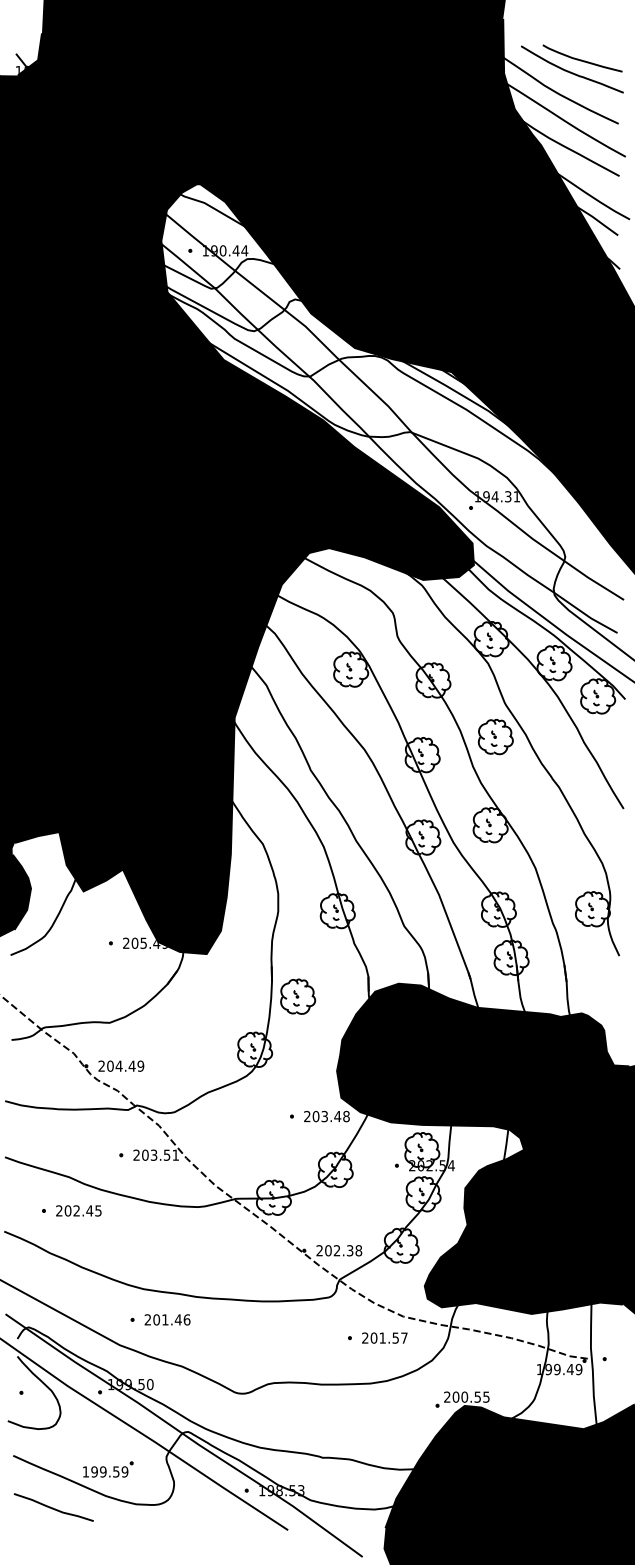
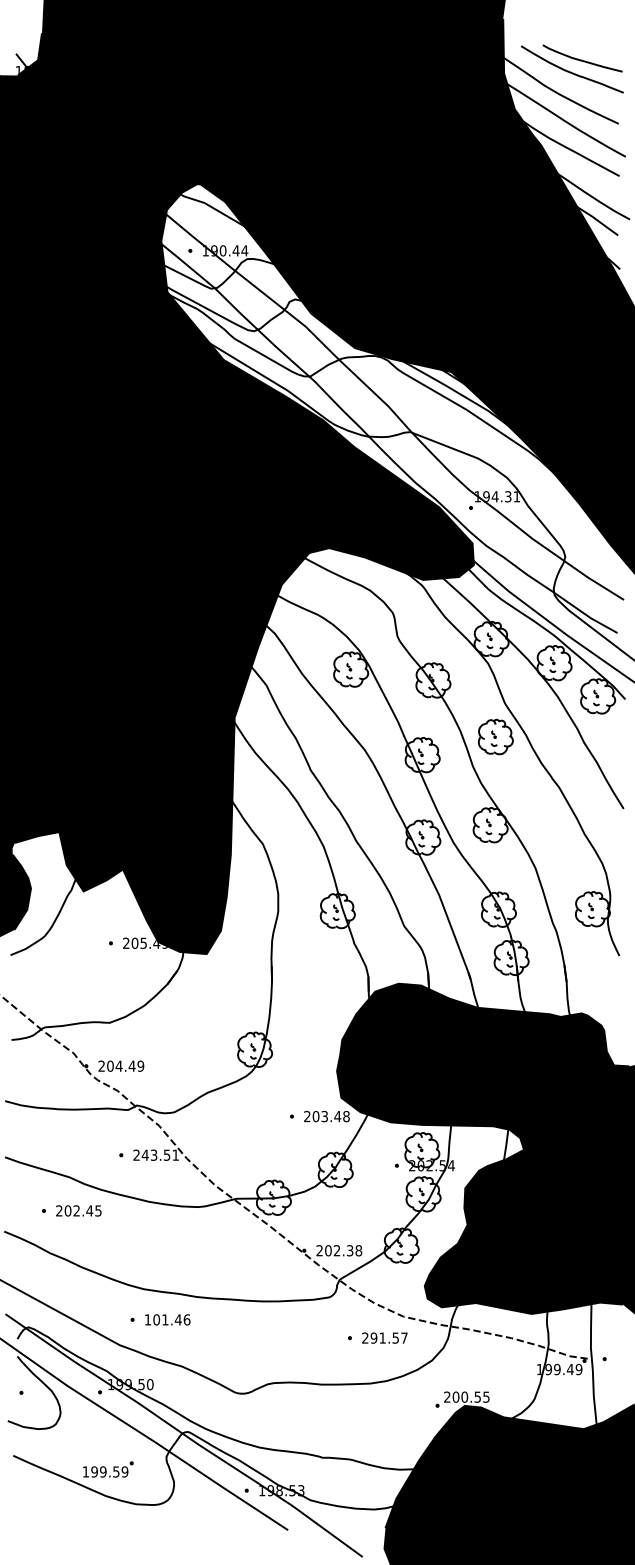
part: present -> none (298, 996)
text: 203.51 -> 243.51 (144, 1154)
text: 201.46 -> 101.46 (147, 1319)
text: 201.57 -> 291.57 (373, 1337)
curve: present -> none (53, 1507)
